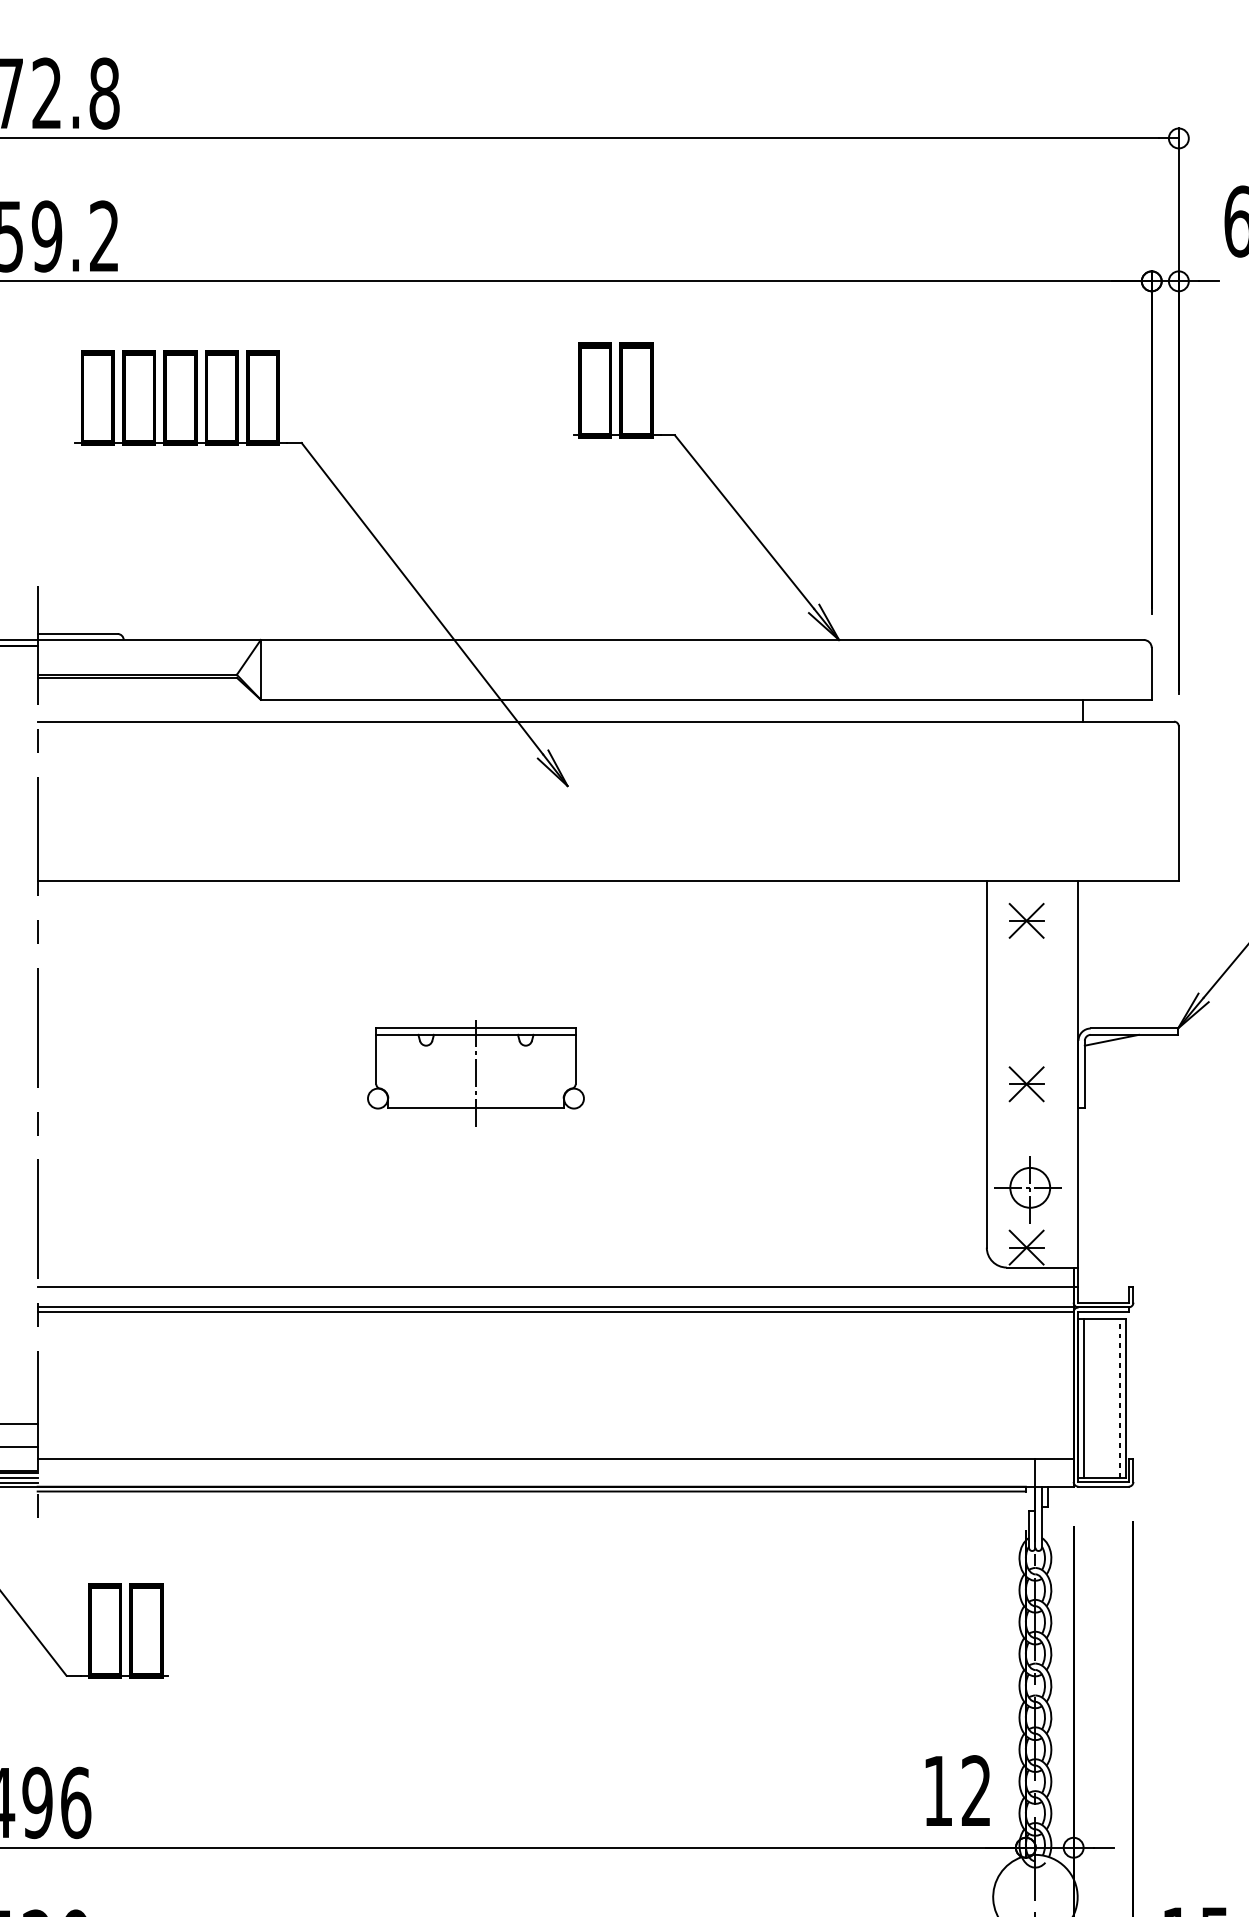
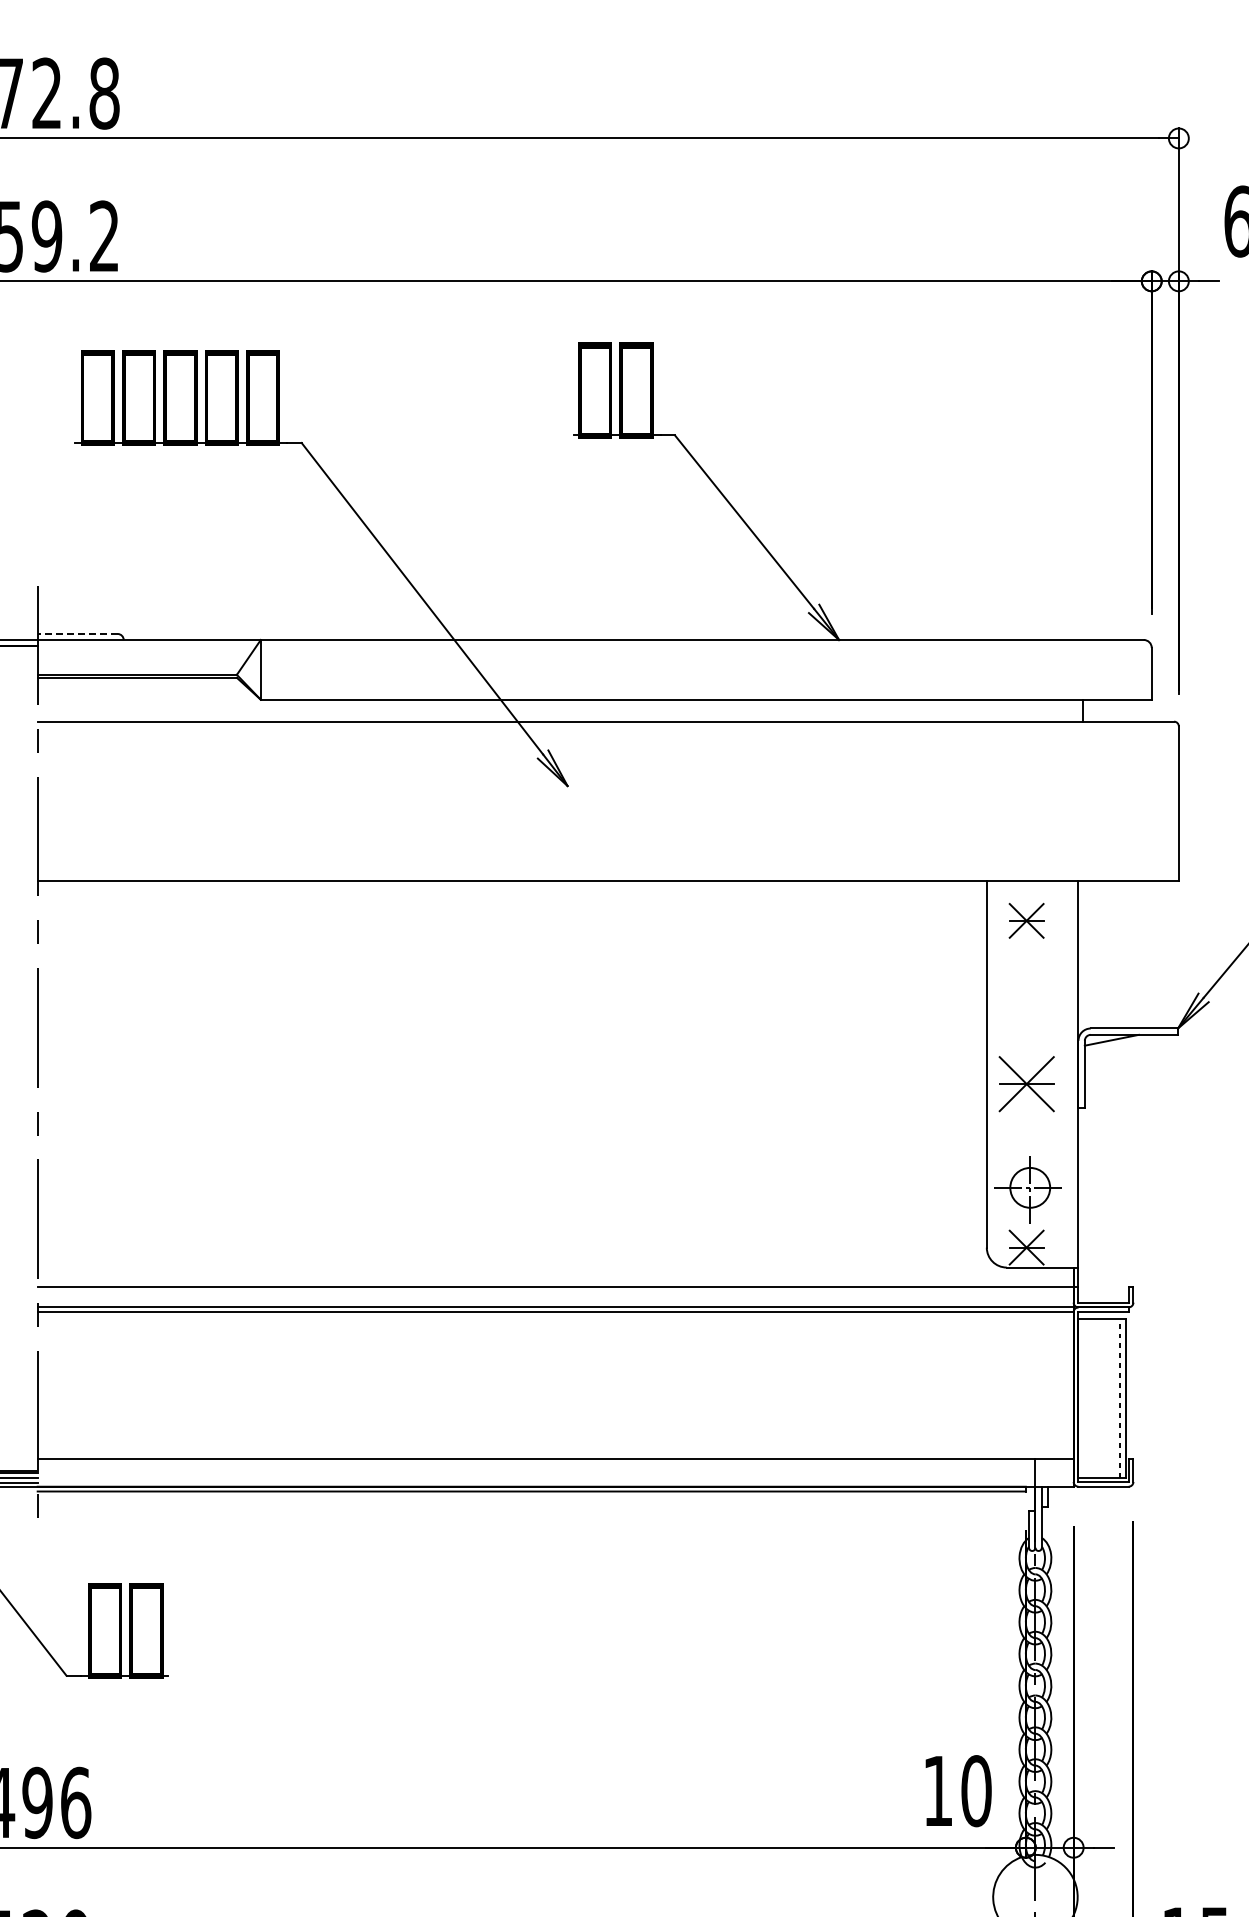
line: solid -> dashed (77, 634)
part: present -> none (475, 1073)
part size: 37x37 px -> 57x57 px (1026, 1084)
line: present -> none (1084, 1397)
line: present -> none (19, 1424)
line: present -> none (19, 1446)
text: 12 -> 10 (976, 1791)
